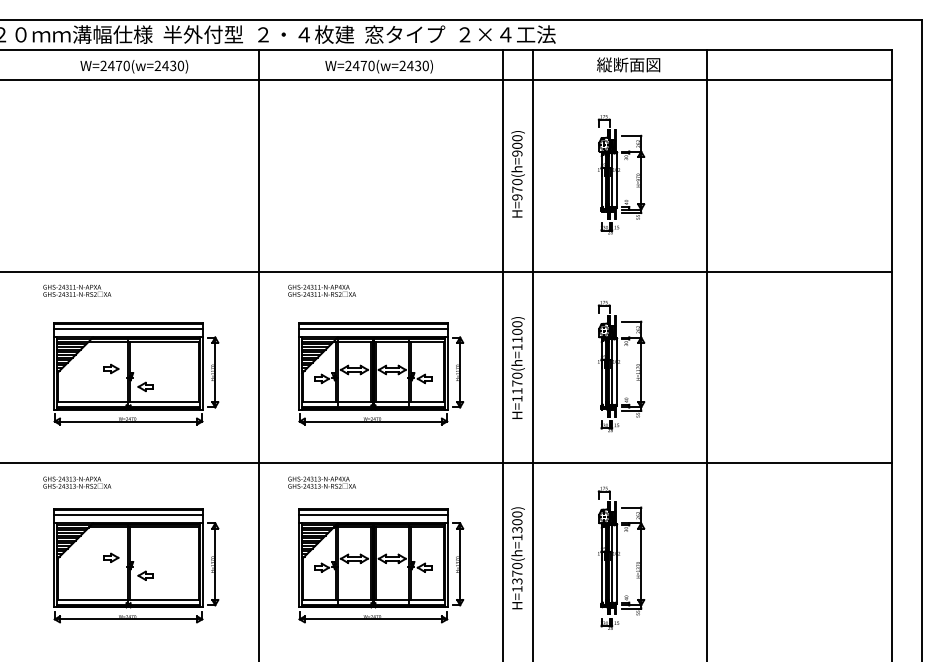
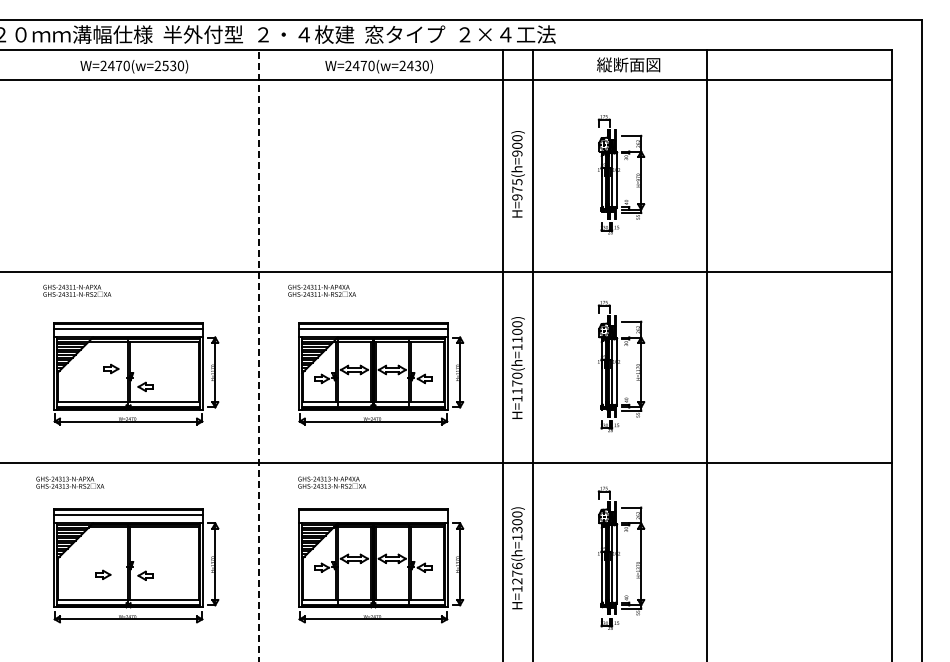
text: W=2470(w=2430) -> W=2470(w=2530) (165, 65)
text: H=970(h=900) -> H=975(h=900) (517, 181)
line: solid -> dashed (258, 355)
text position: (77, 482) -> (70, 482) (70, 482)
text position: (321, 482) -> (331, 482) (331, 482)
line: present -> none (373, 514)
part position: (111, 557) -> (103, 574) (103, 574)
text: H=1370(h=1300) -> H=1276(h=1300) (517, 573)
